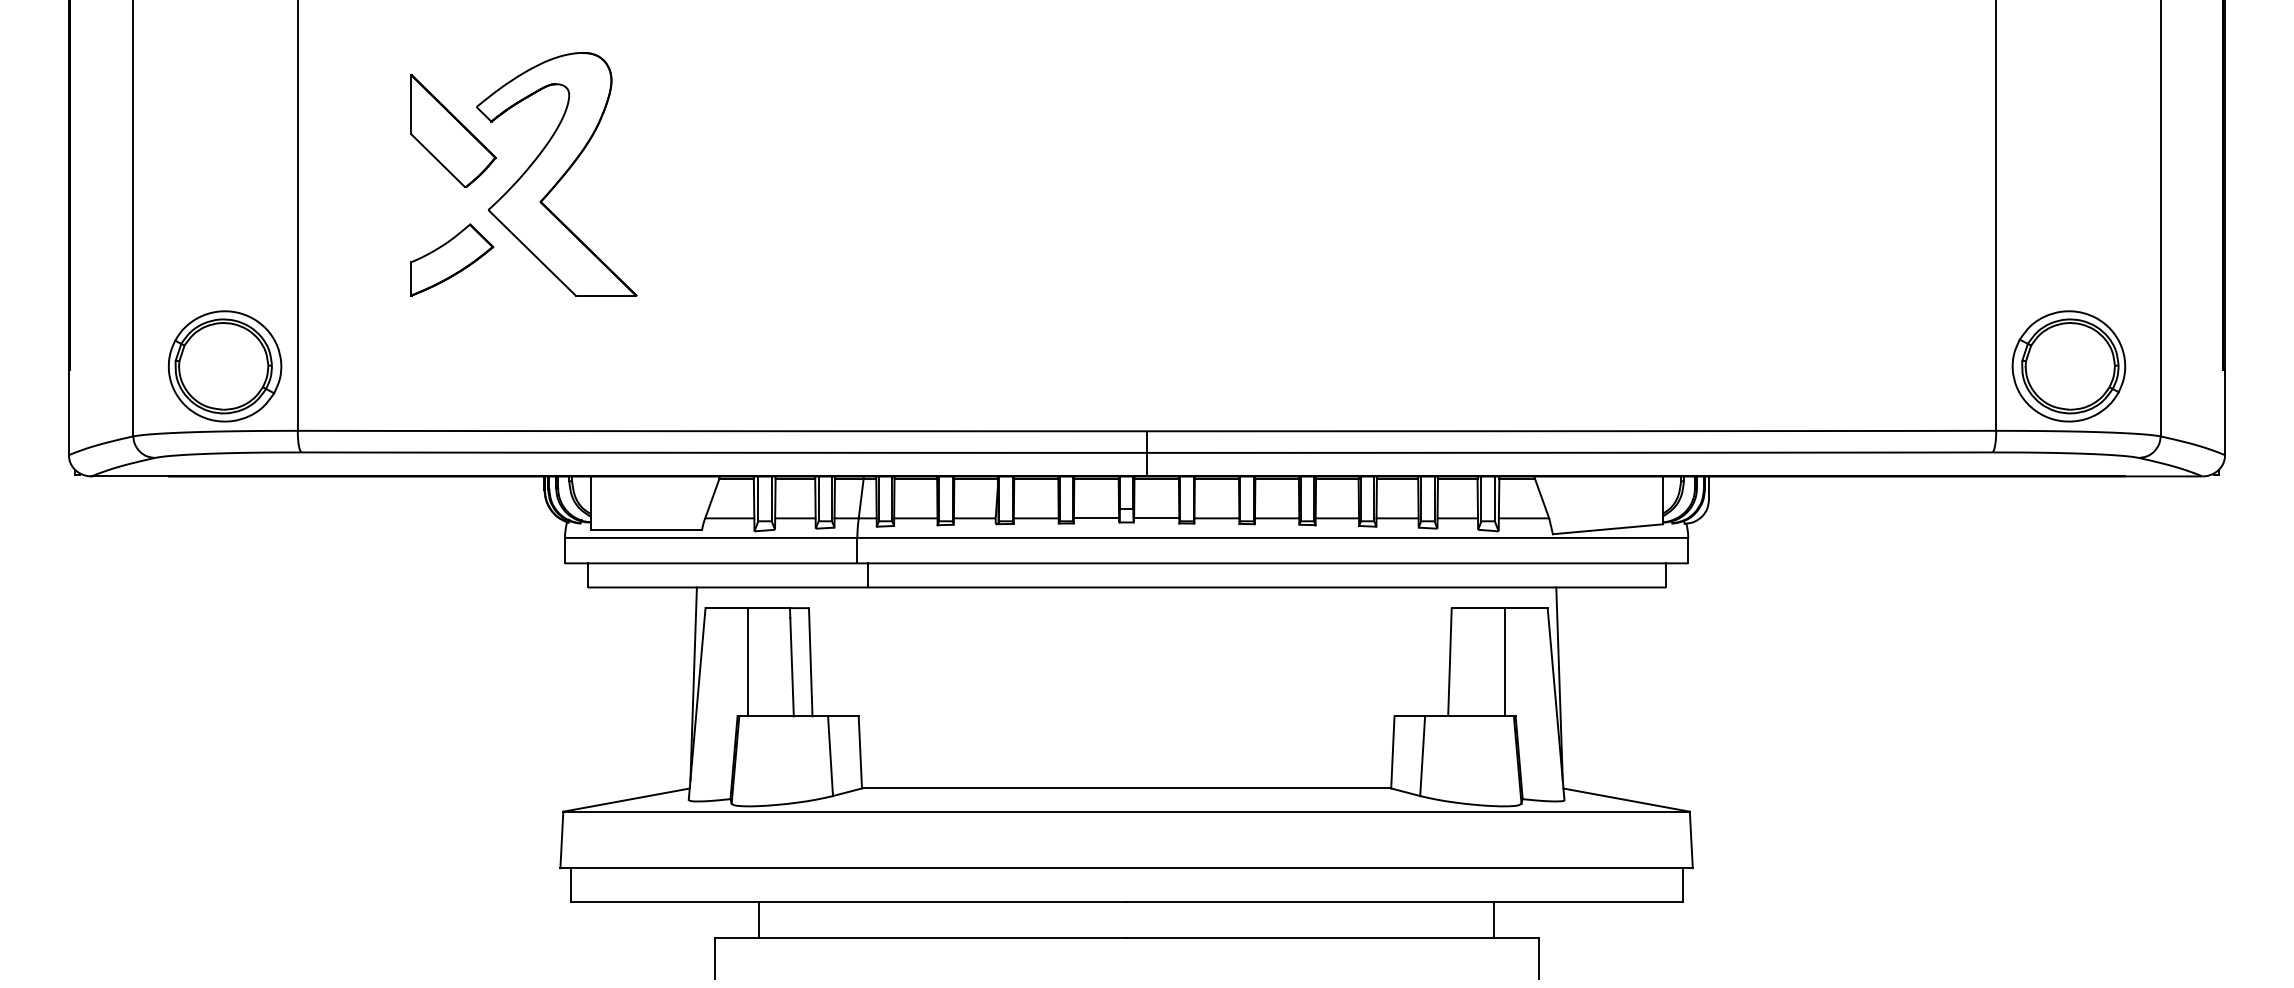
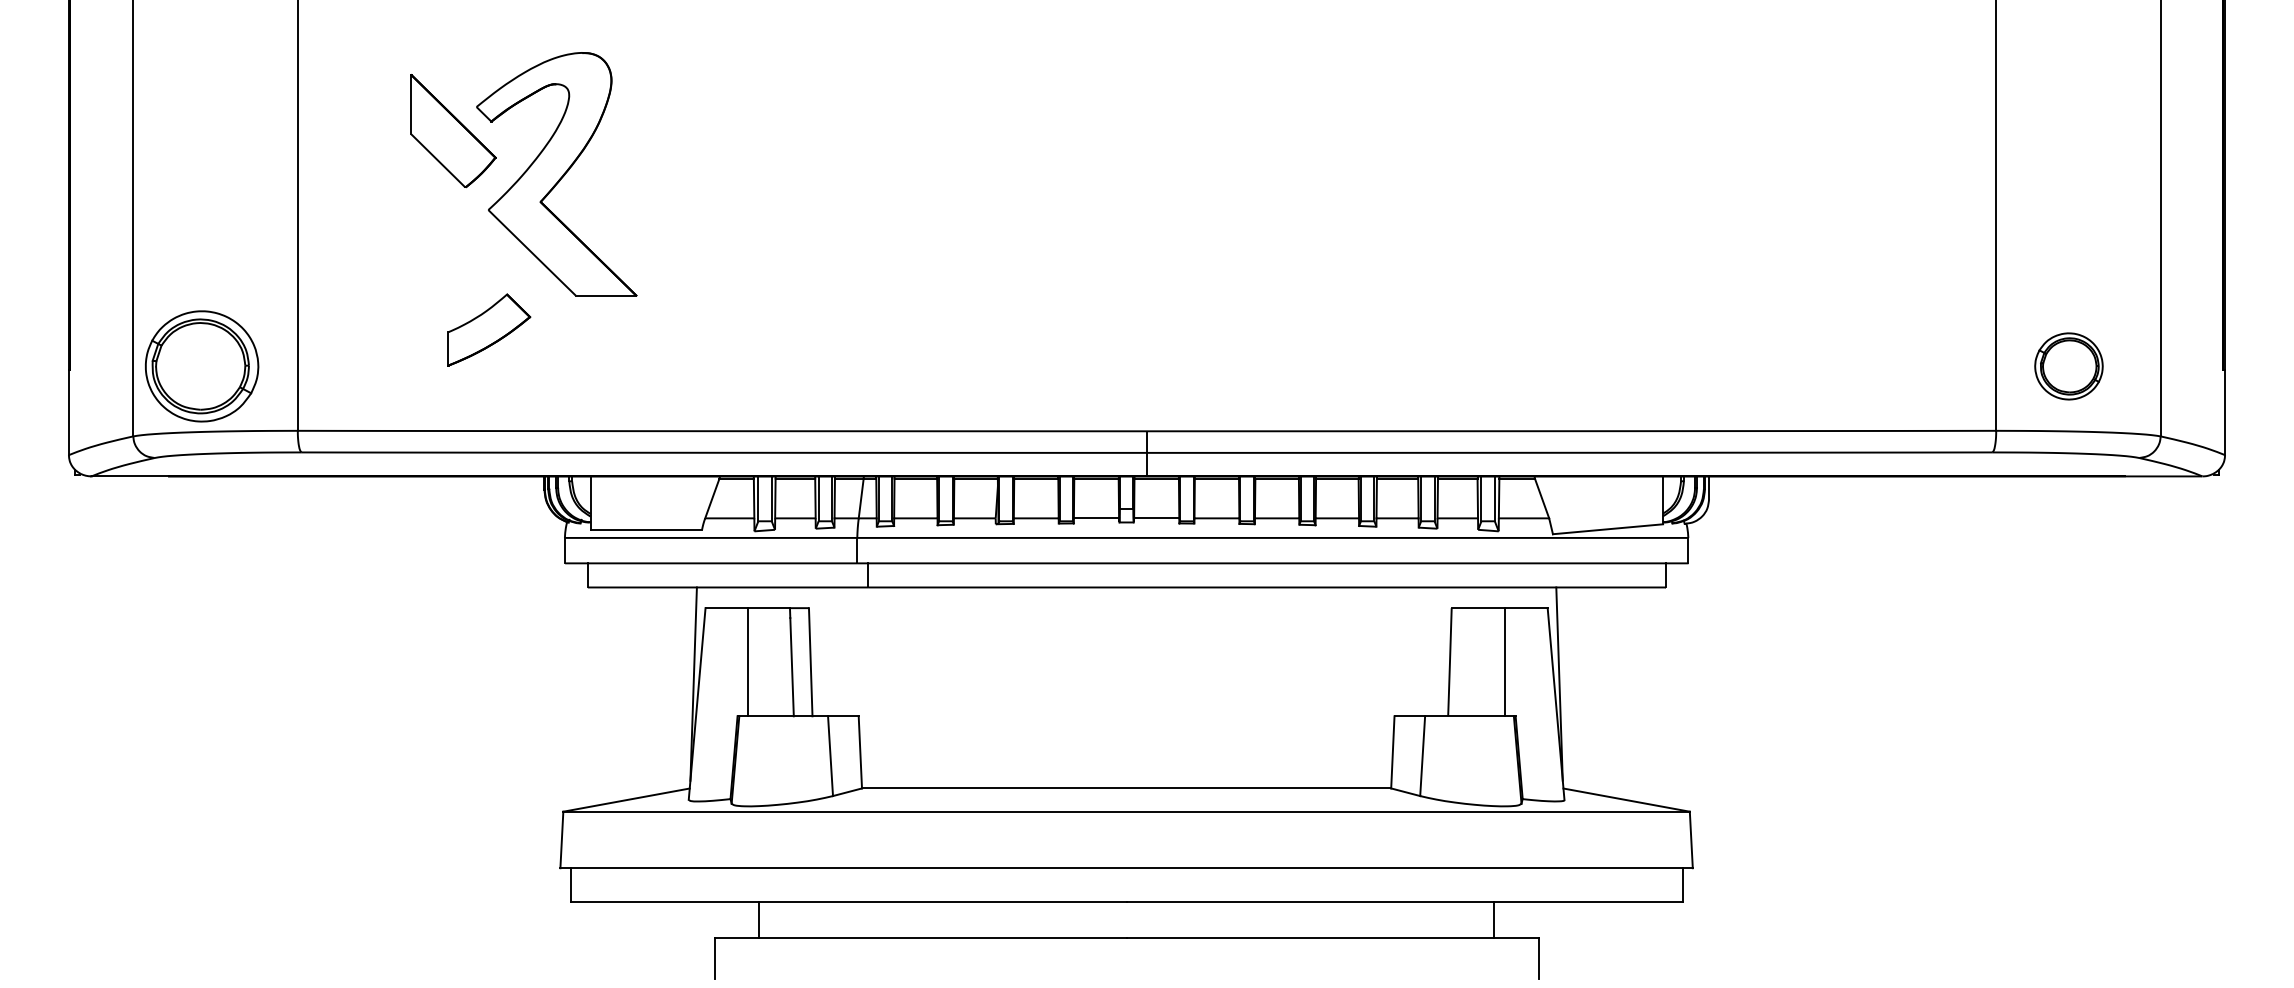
part position: (452, 259) -> (489, 329) (489, 329)
part position: (224, 366) -> (201, 366) (201, 366)
part size: 116x113 px -> 70x69 px (2068, 366)
